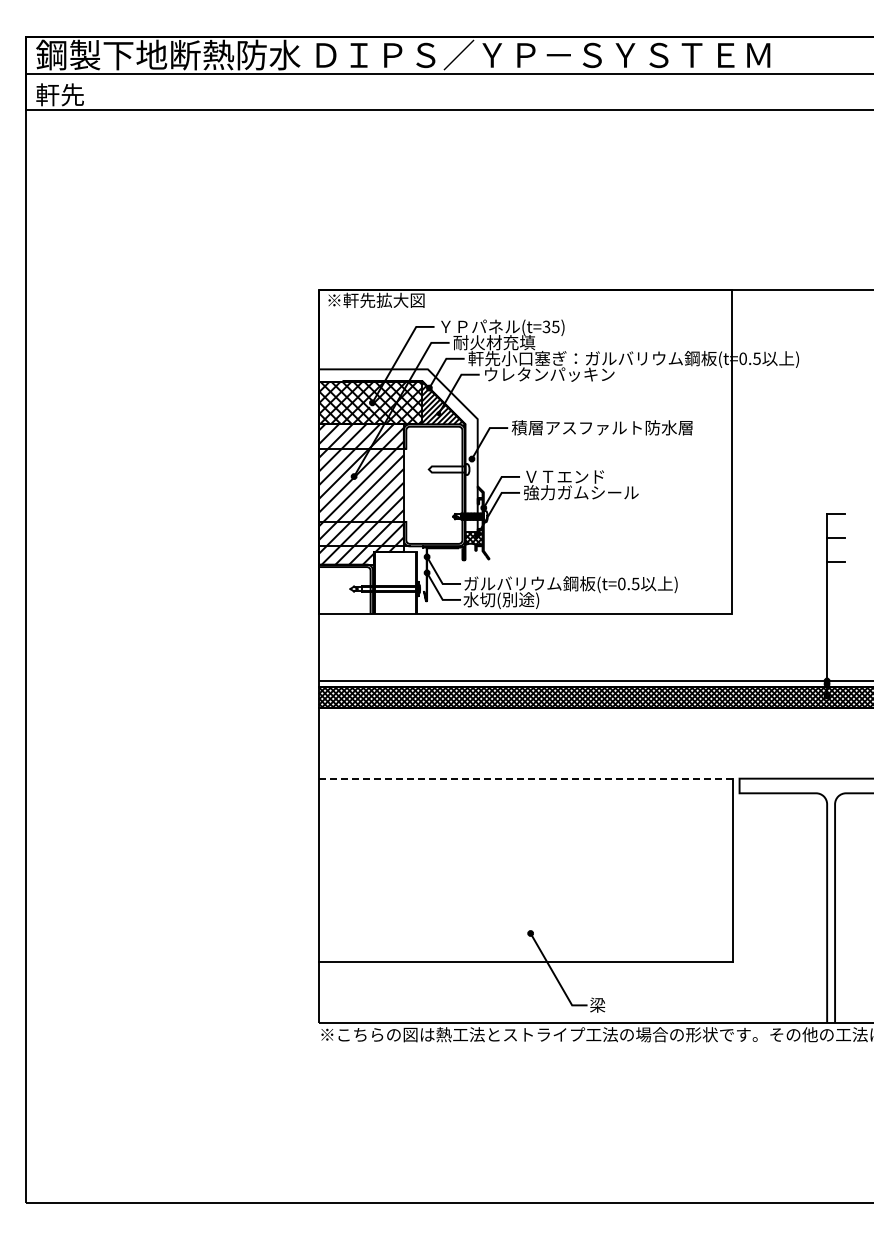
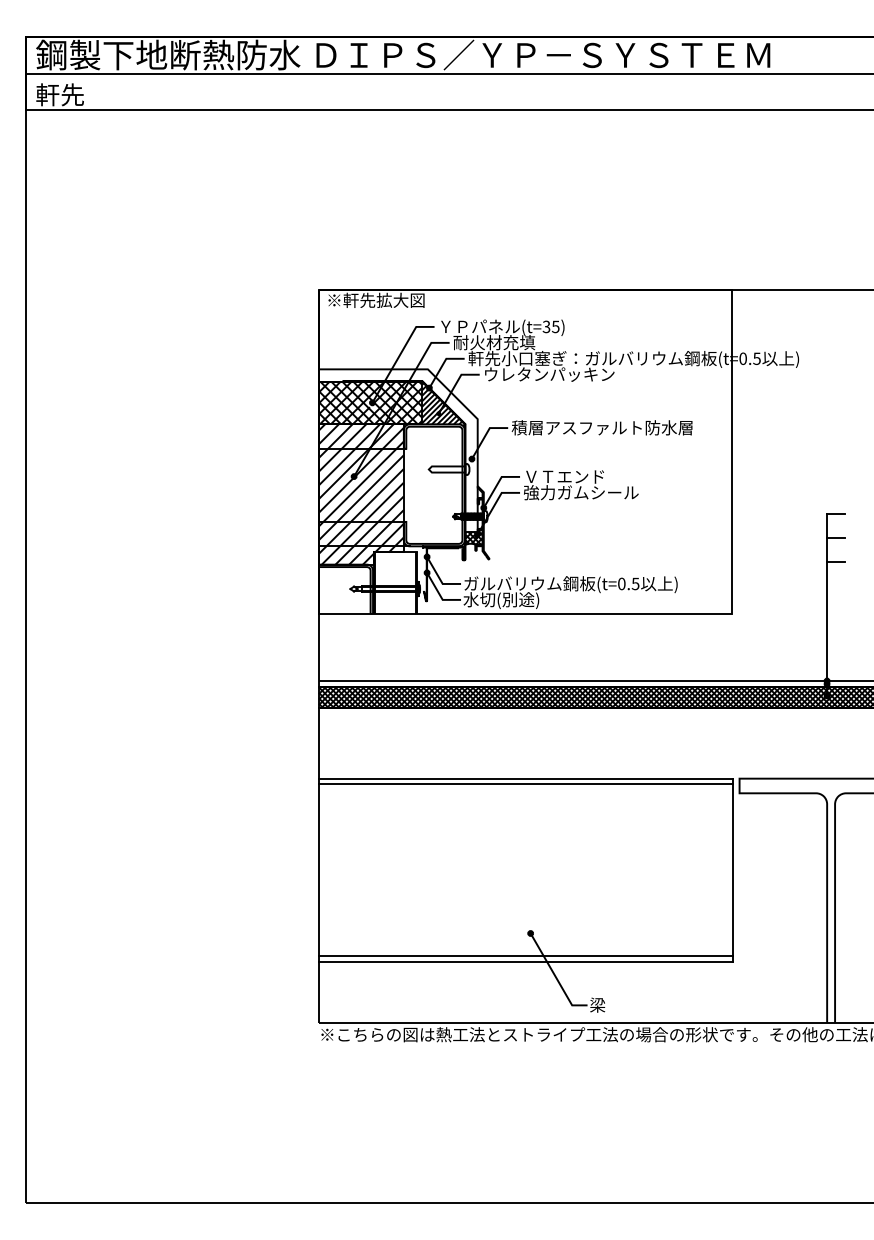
line: dashed -> solid (525, 778)
line: none -> present (526, 784)
line: none -> present (526, 956)
